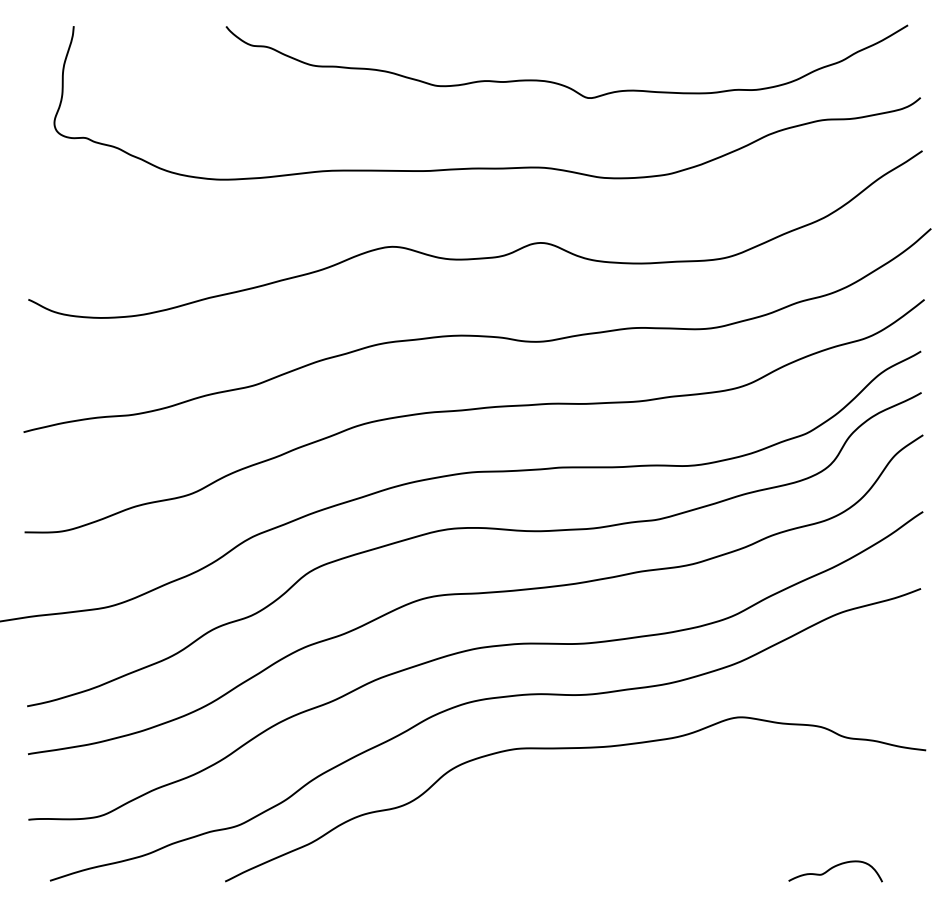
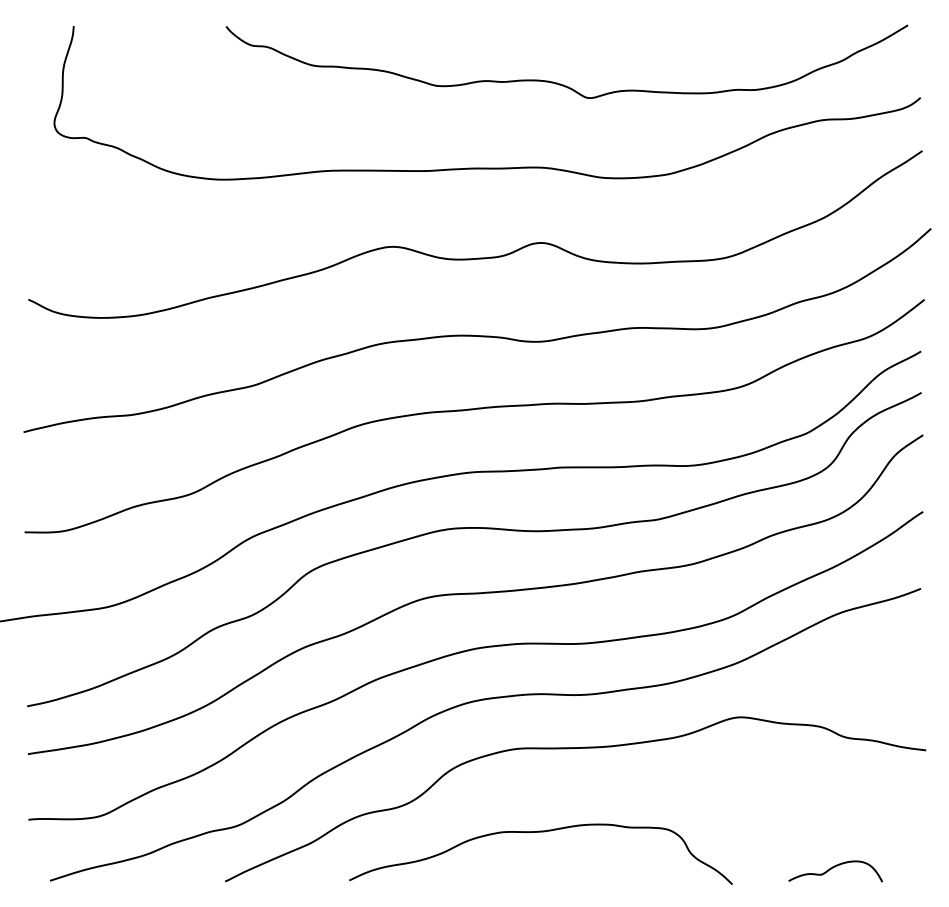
curve: none -> present (540, 832)
